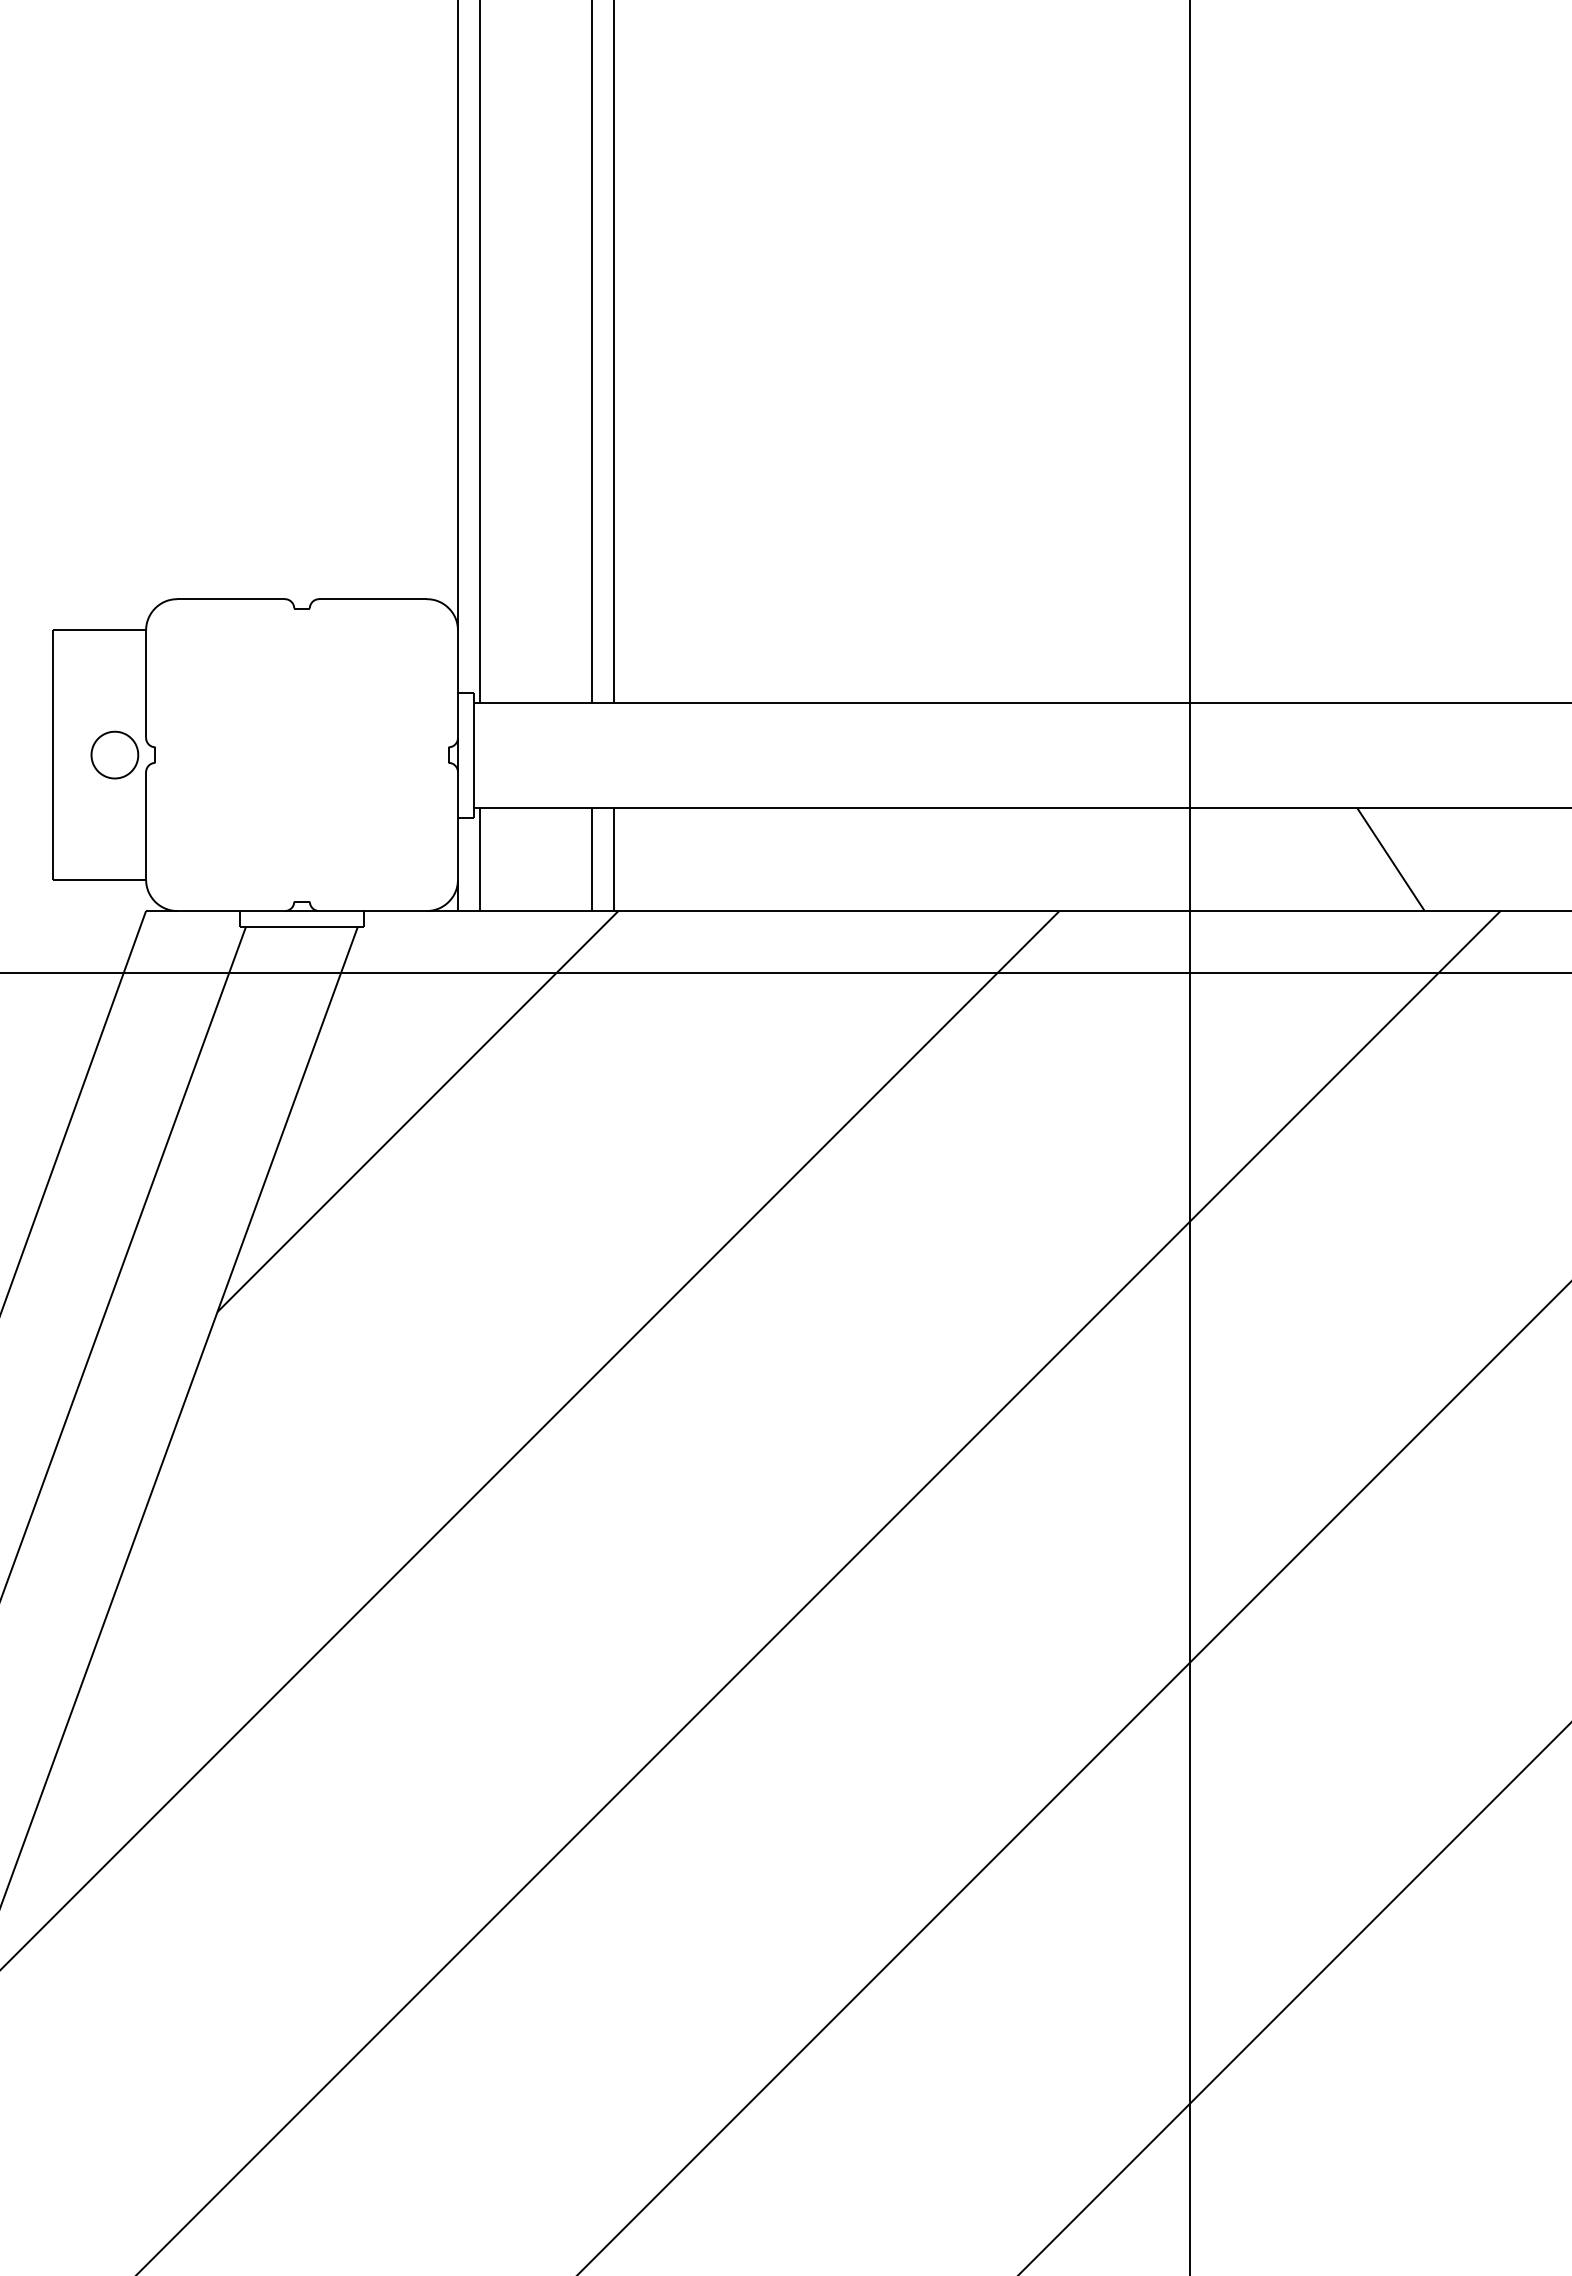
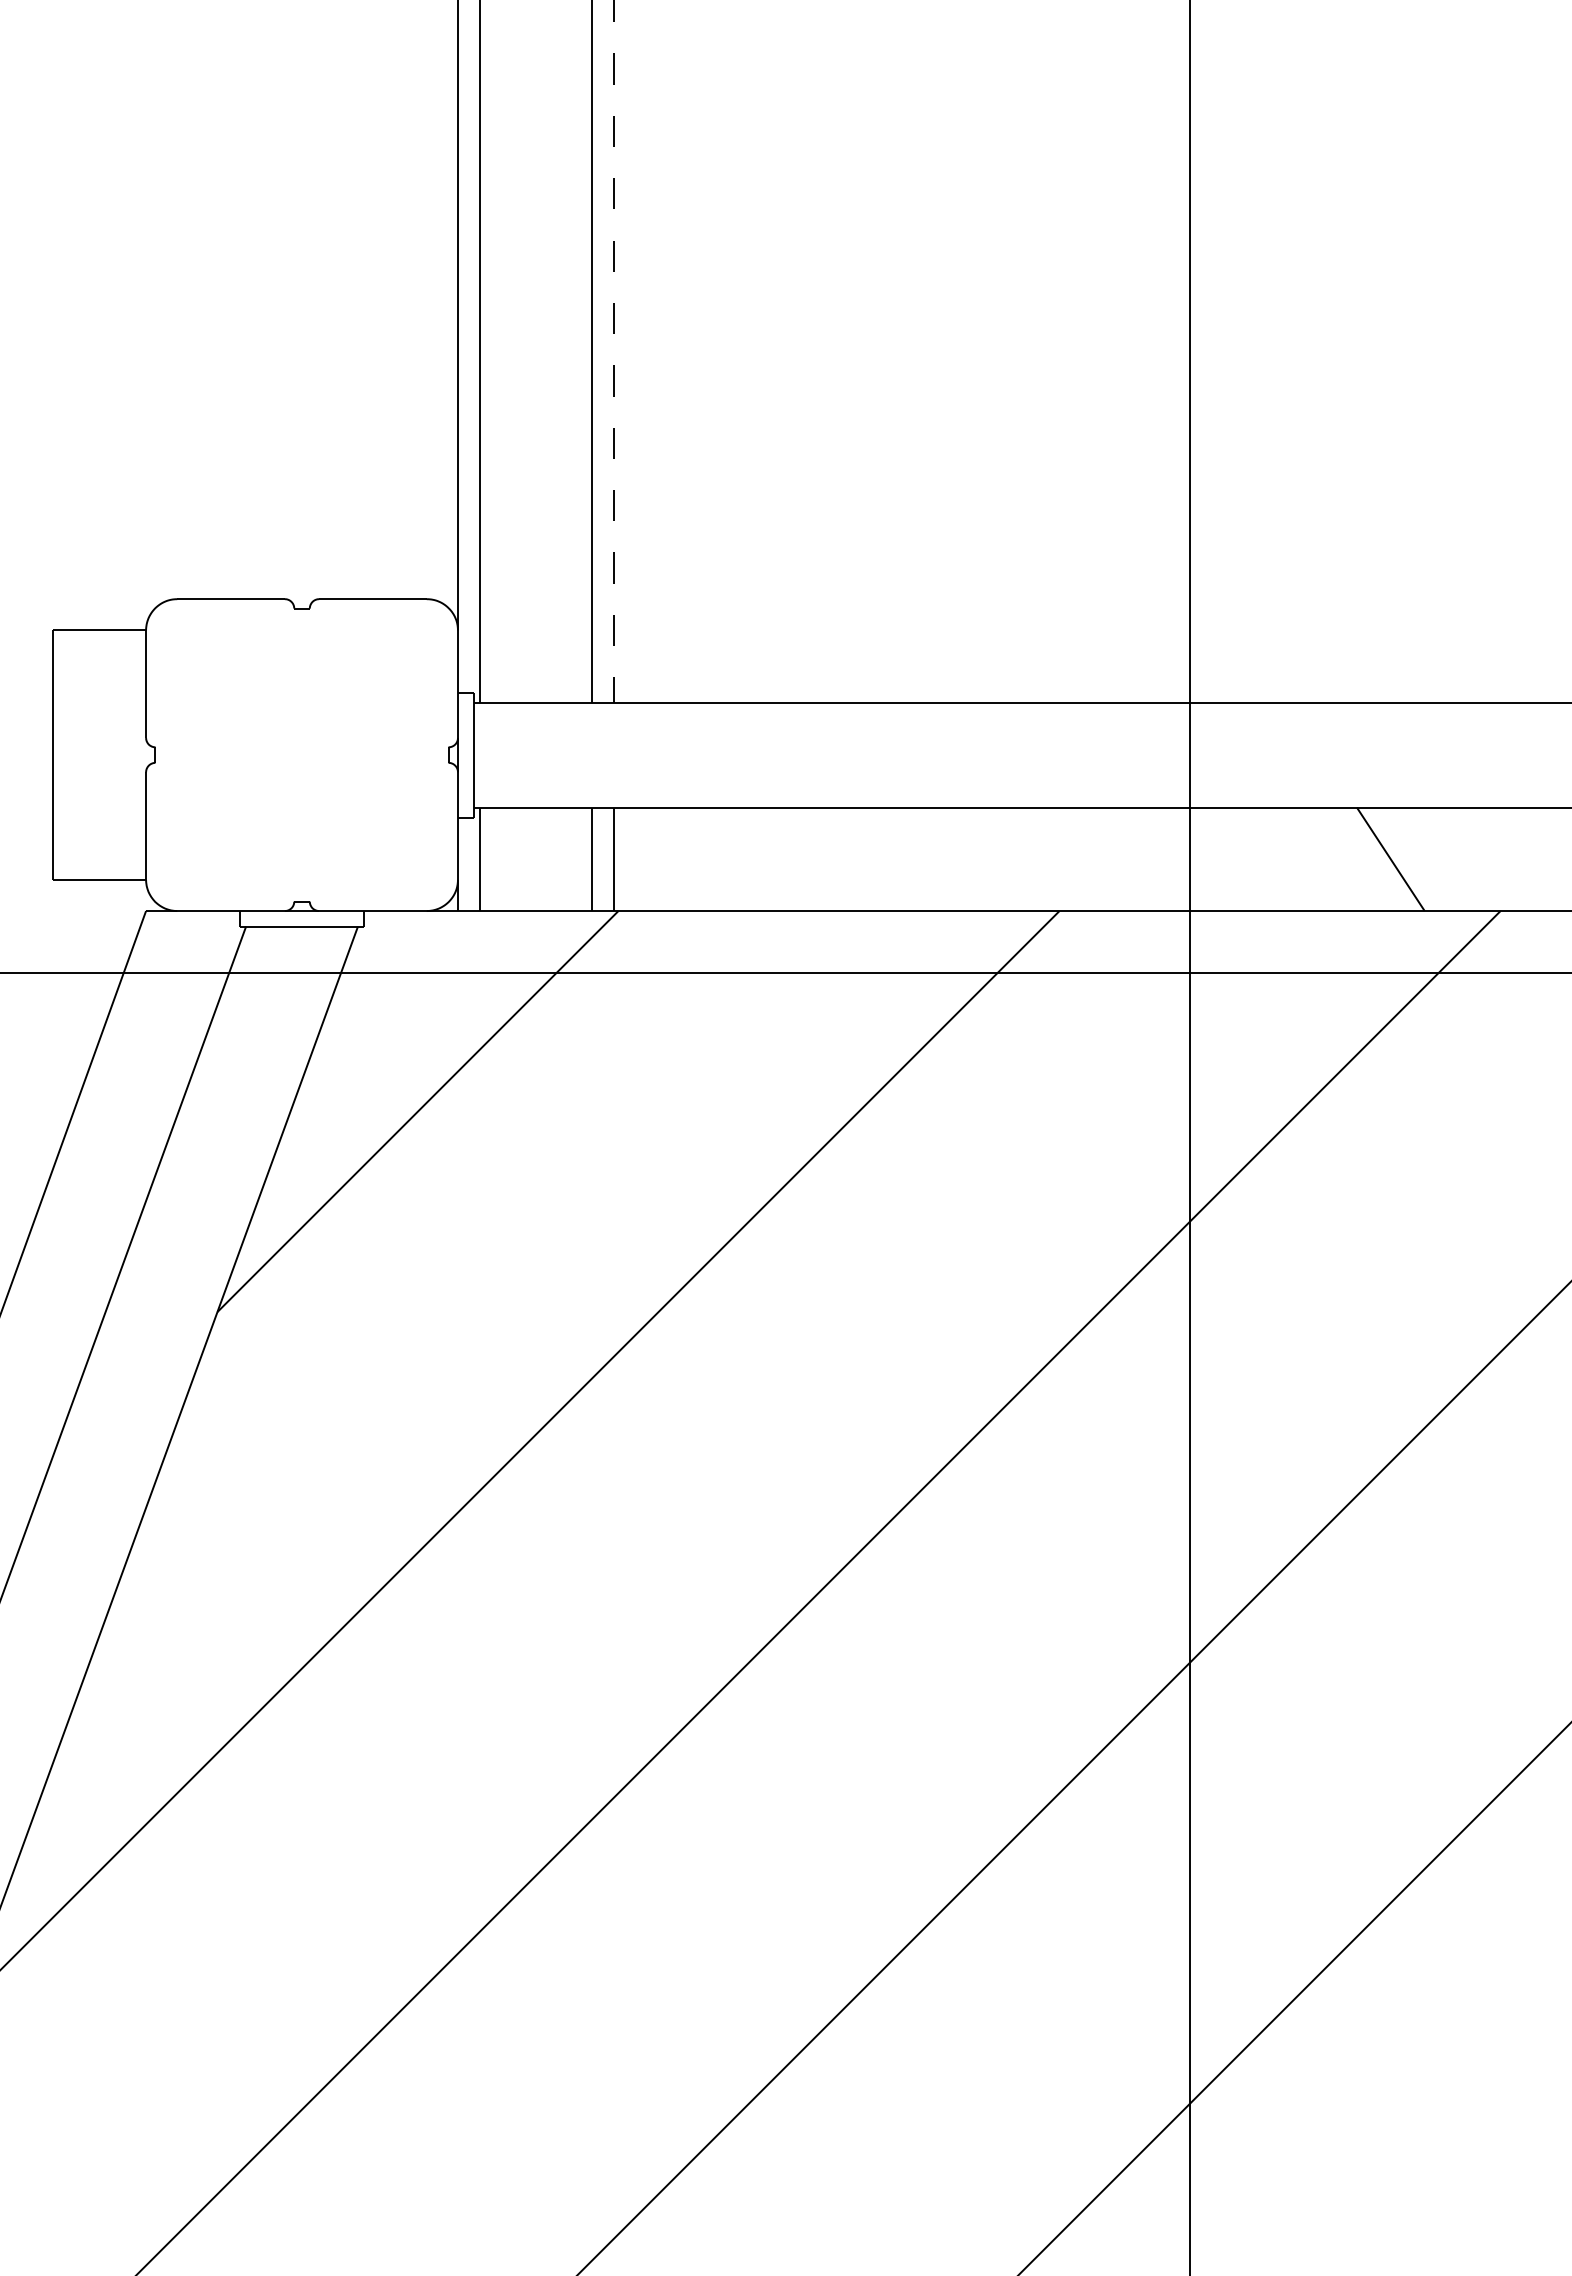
line: solid -> dashed (613, 351)
part: present -> none (114, 754)
